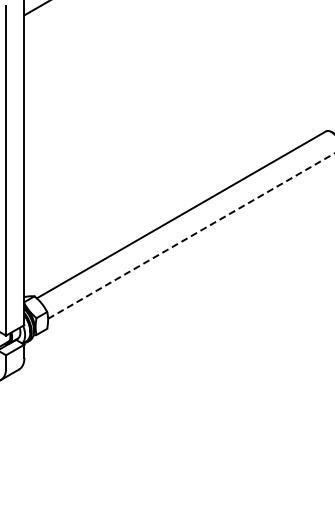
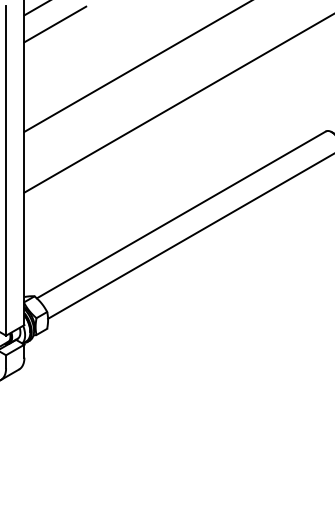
line: none -> present (55, 24)
line: none -> present (136, 66)
line: none -> present (177, 103)
line: dashed -> solid (191, 236)
